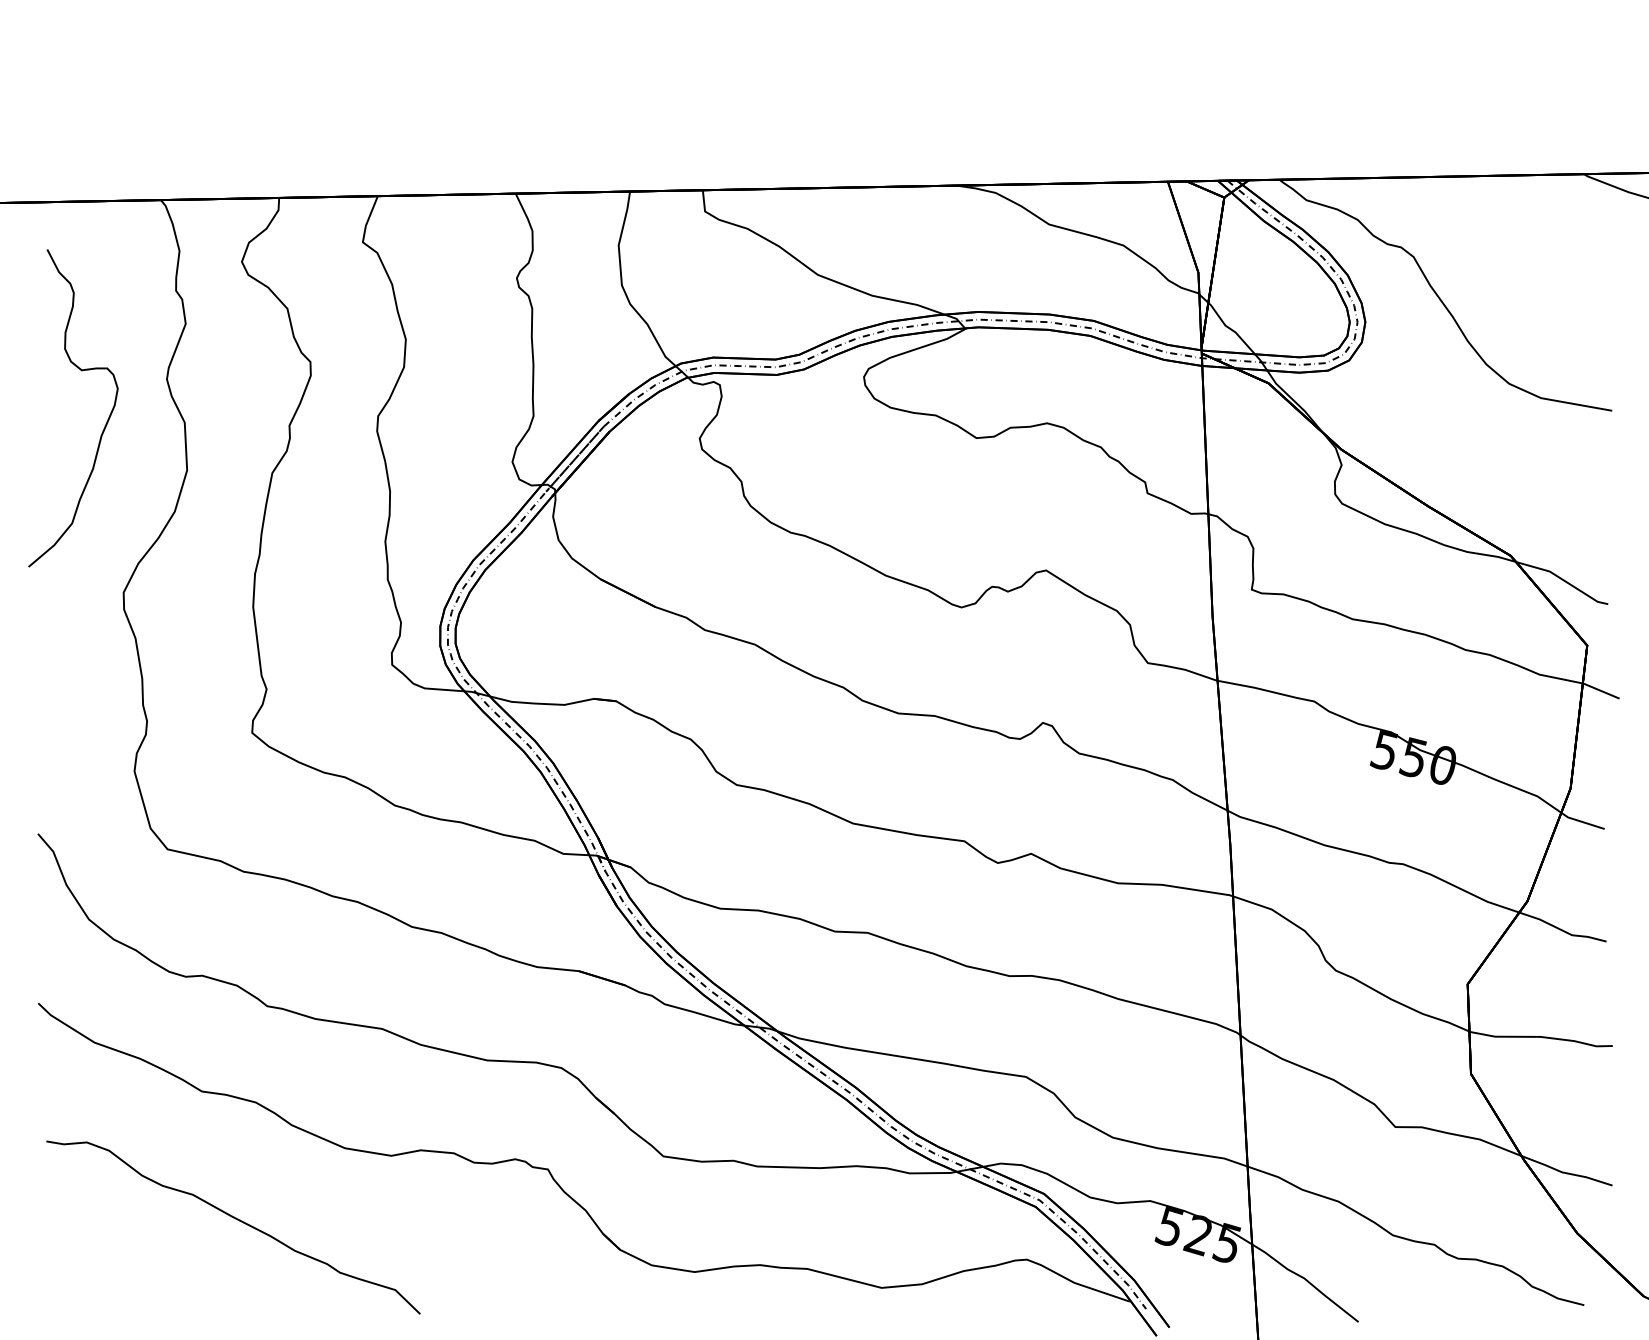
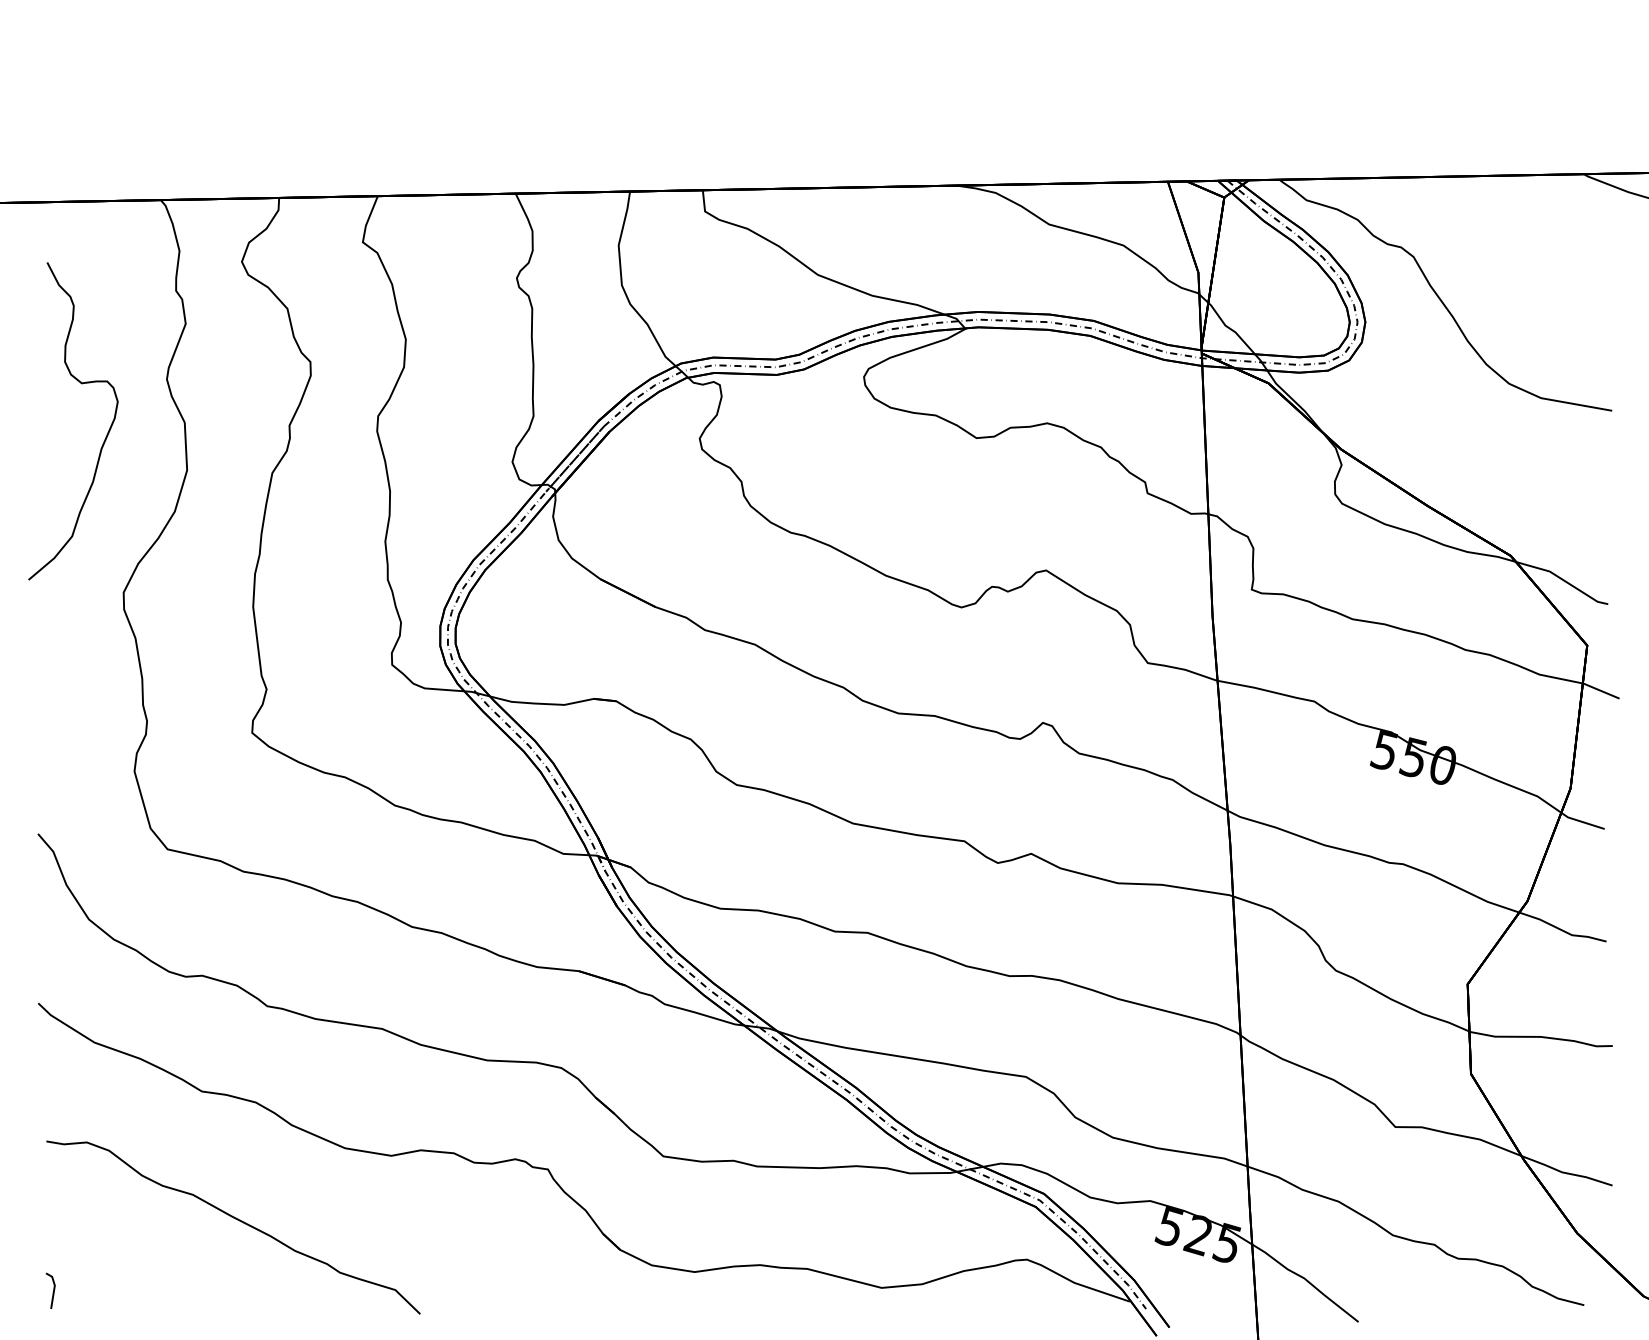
curve position: (105, 423) -> (105, 436) (105, 436)
line: none -> present (52, 1292)
